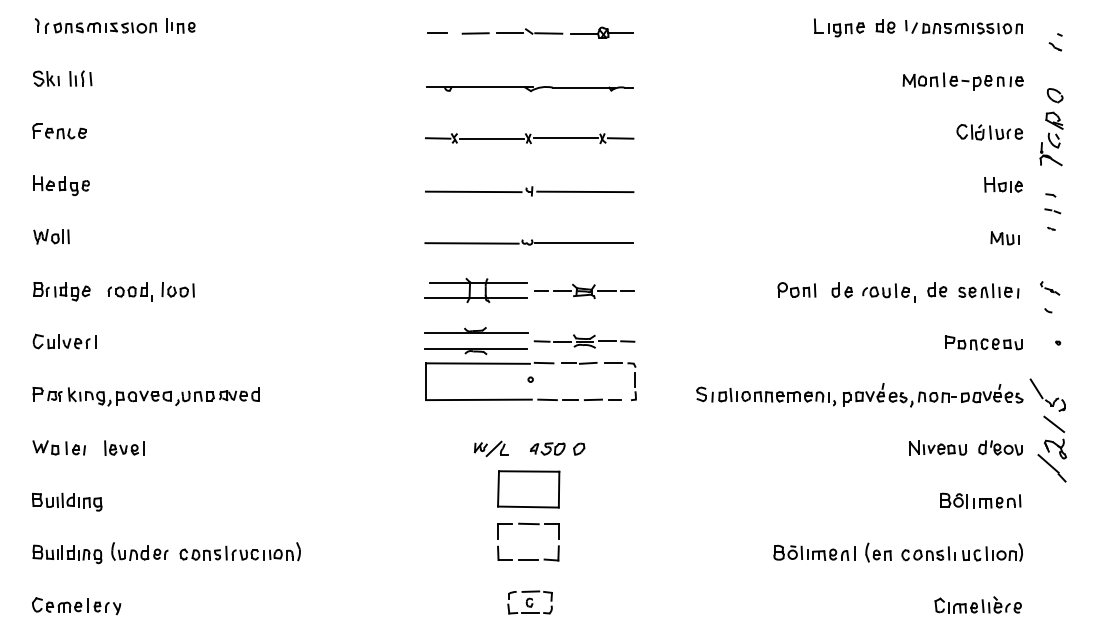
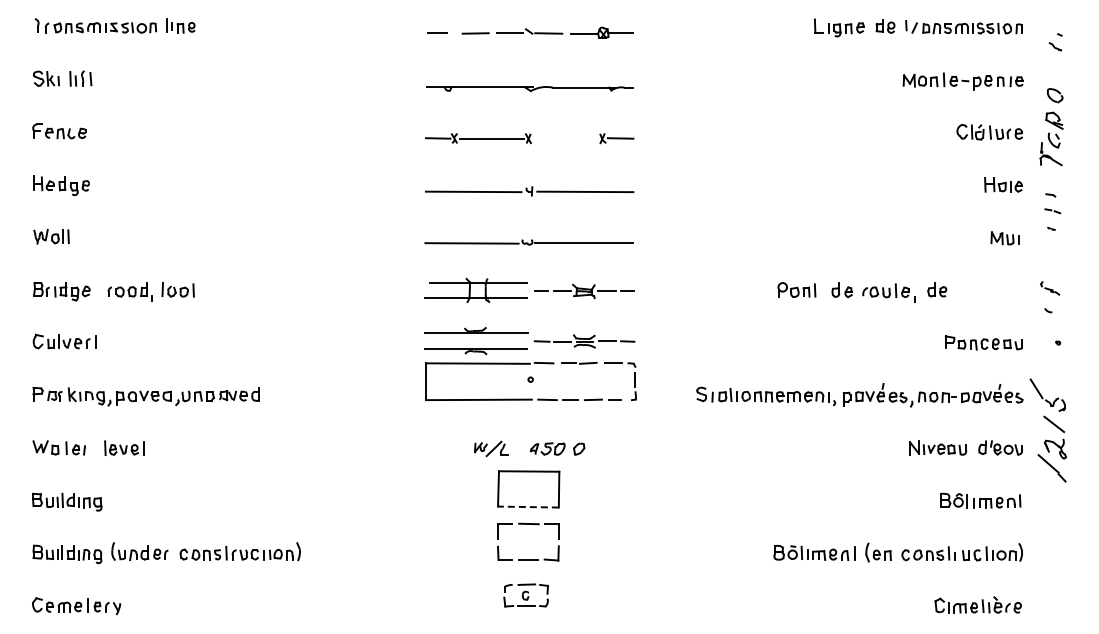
line: present -> none (565, 138)
part: present -> none (988, 290)
line: solid -> dashed (527, 507)
part position: (529, 602) -> (525, 595) (525, 595)
